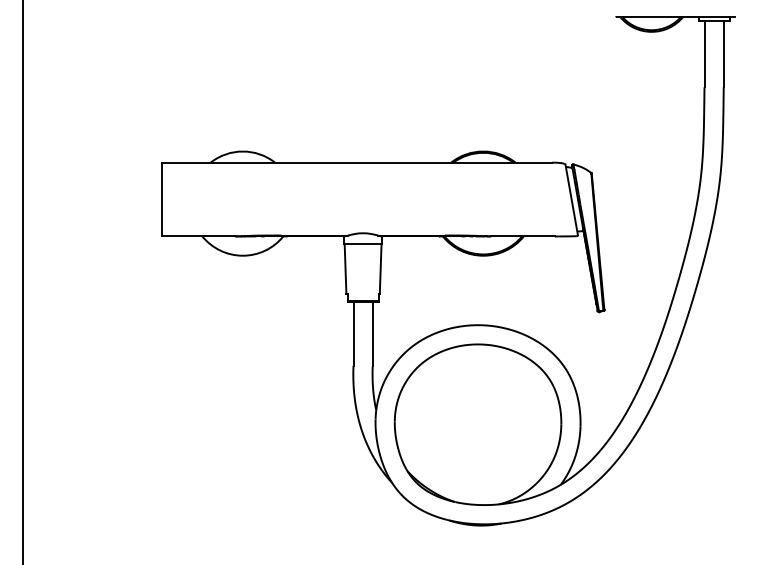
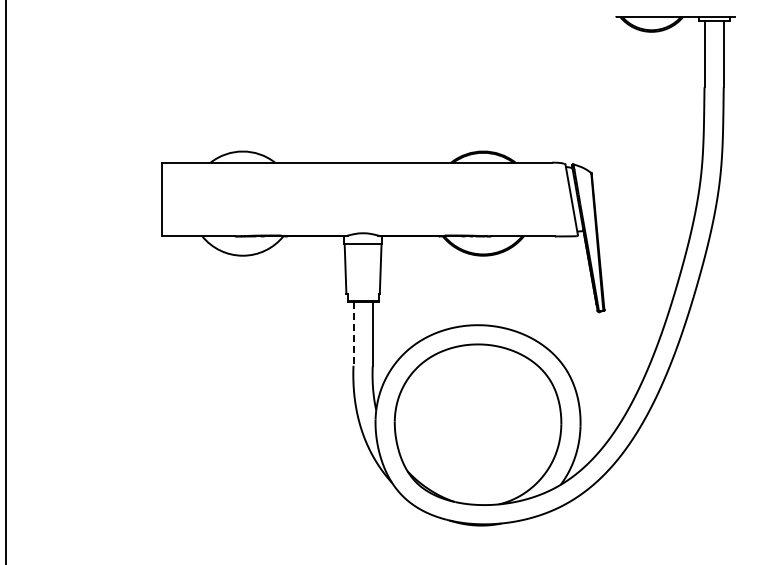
line position: (22, 281) -> (5, 281) (5, 281)
line: solid -> dashed (353, 333)
